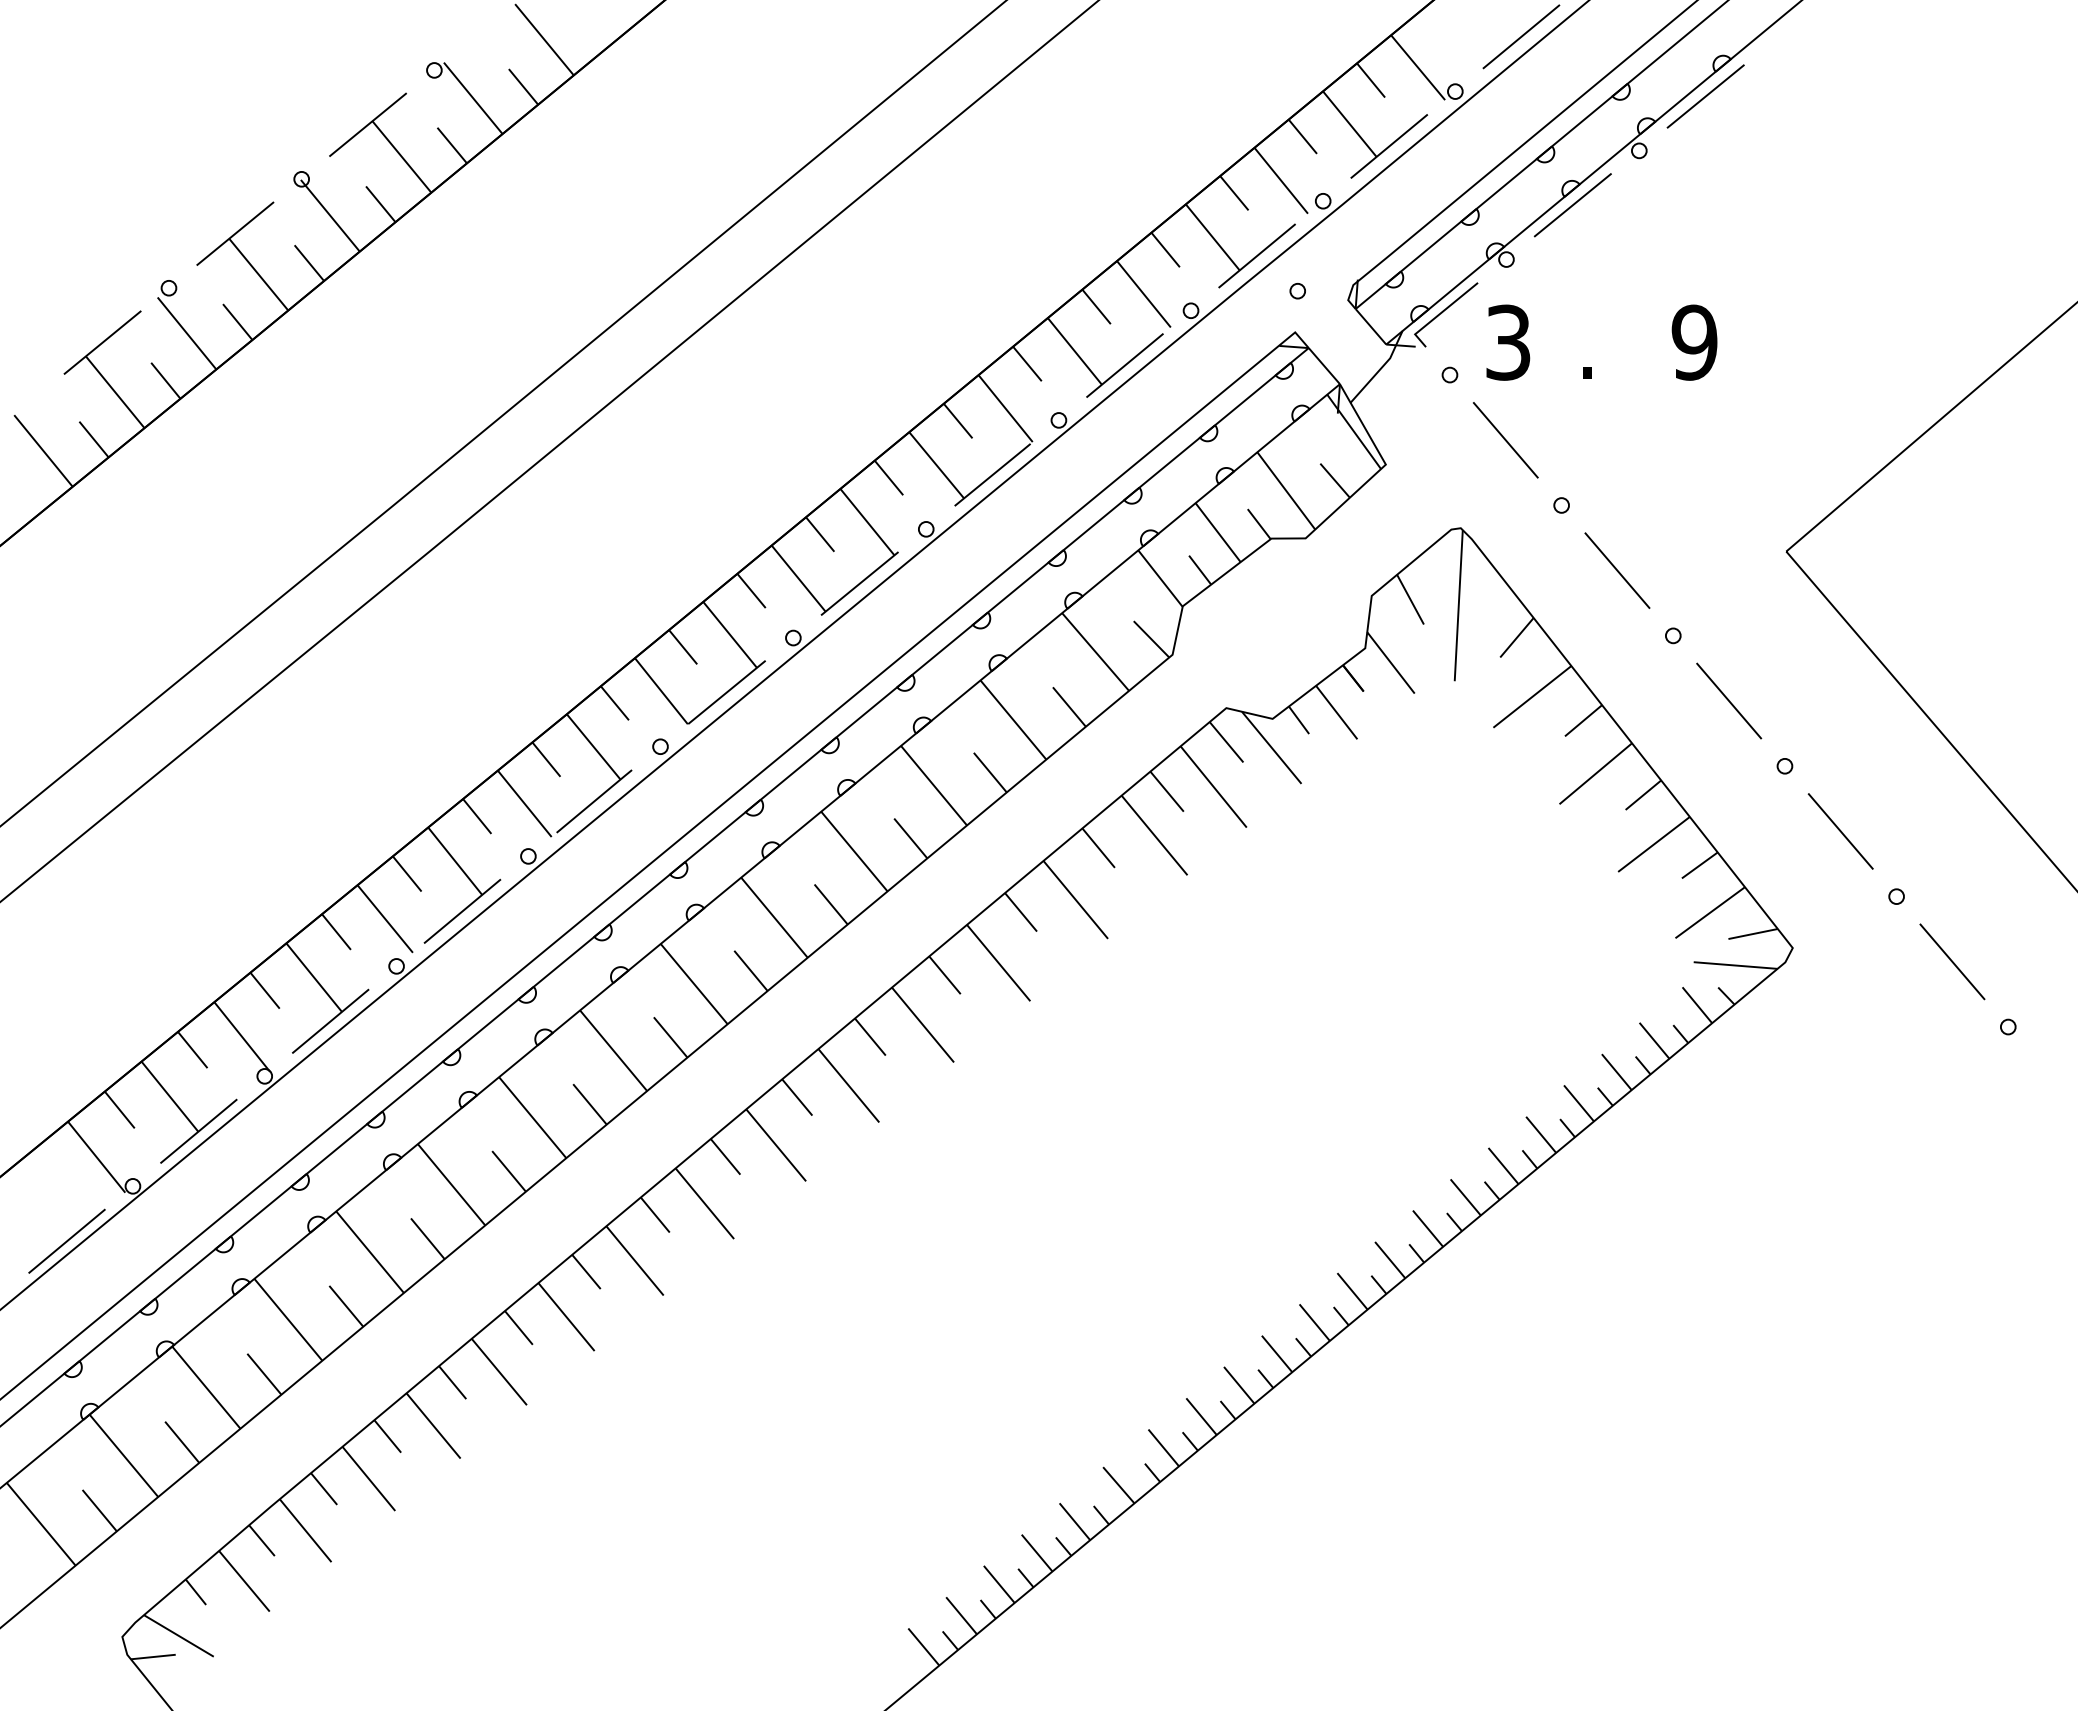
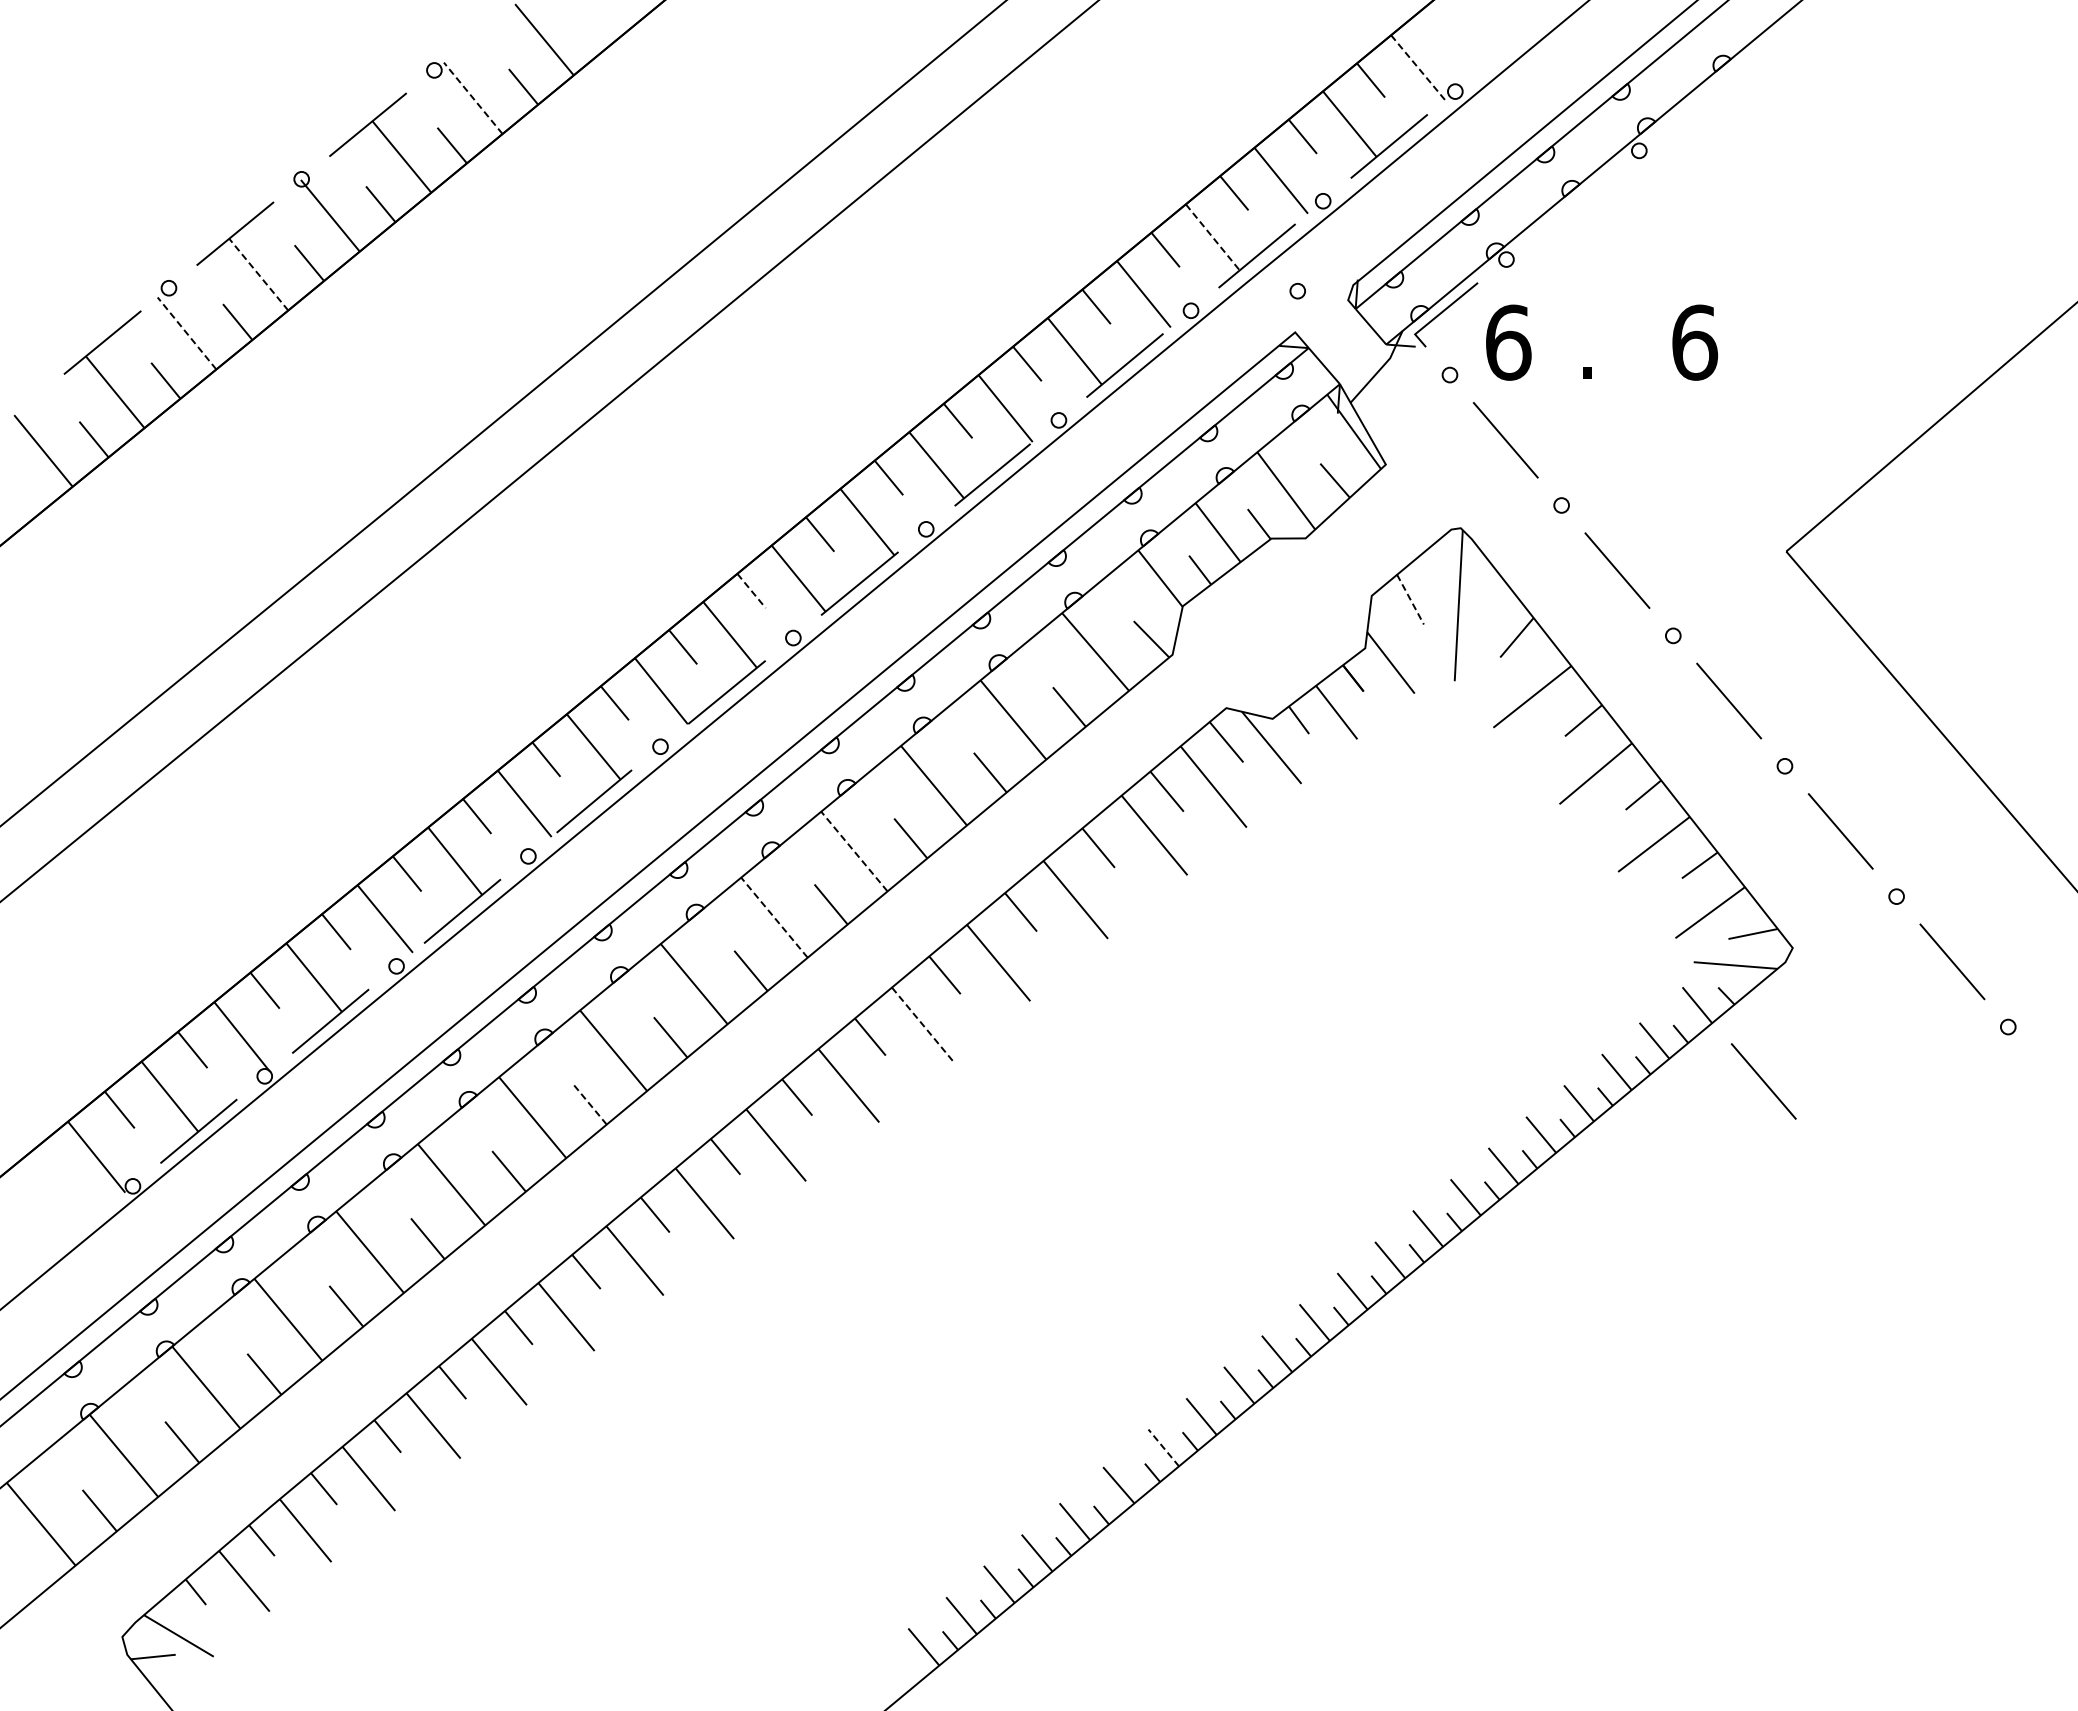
line: present -> none (1521, 36)
line: solid -> dashed (1418, 68)
line: present -> none (1705, 96)
line: solid -> dashed (472, 97)
line: present -> none (1572, 205)
line: solid -> dashed (1212, 237)
line: solid -> dashed (258, 274)
line: solid -> dashed (186, 333)
text: 3 -> 6 (1508, 342)
text: 9 -> 6 (1694, 342)
line: solid -> dashed (751, 591)
line: solid -> dashed (1410, 600)
line: solid -> dashed (854, 851)
line: solid -> dashed (774, 917)
line: solid -> dashed (923, 1025)
line: none -> present (1763, 1081)
line: solid -> dashed (589, 1104)
line: present -> none (66, 1240)
line: solid -> dashed (1163, 1447)
